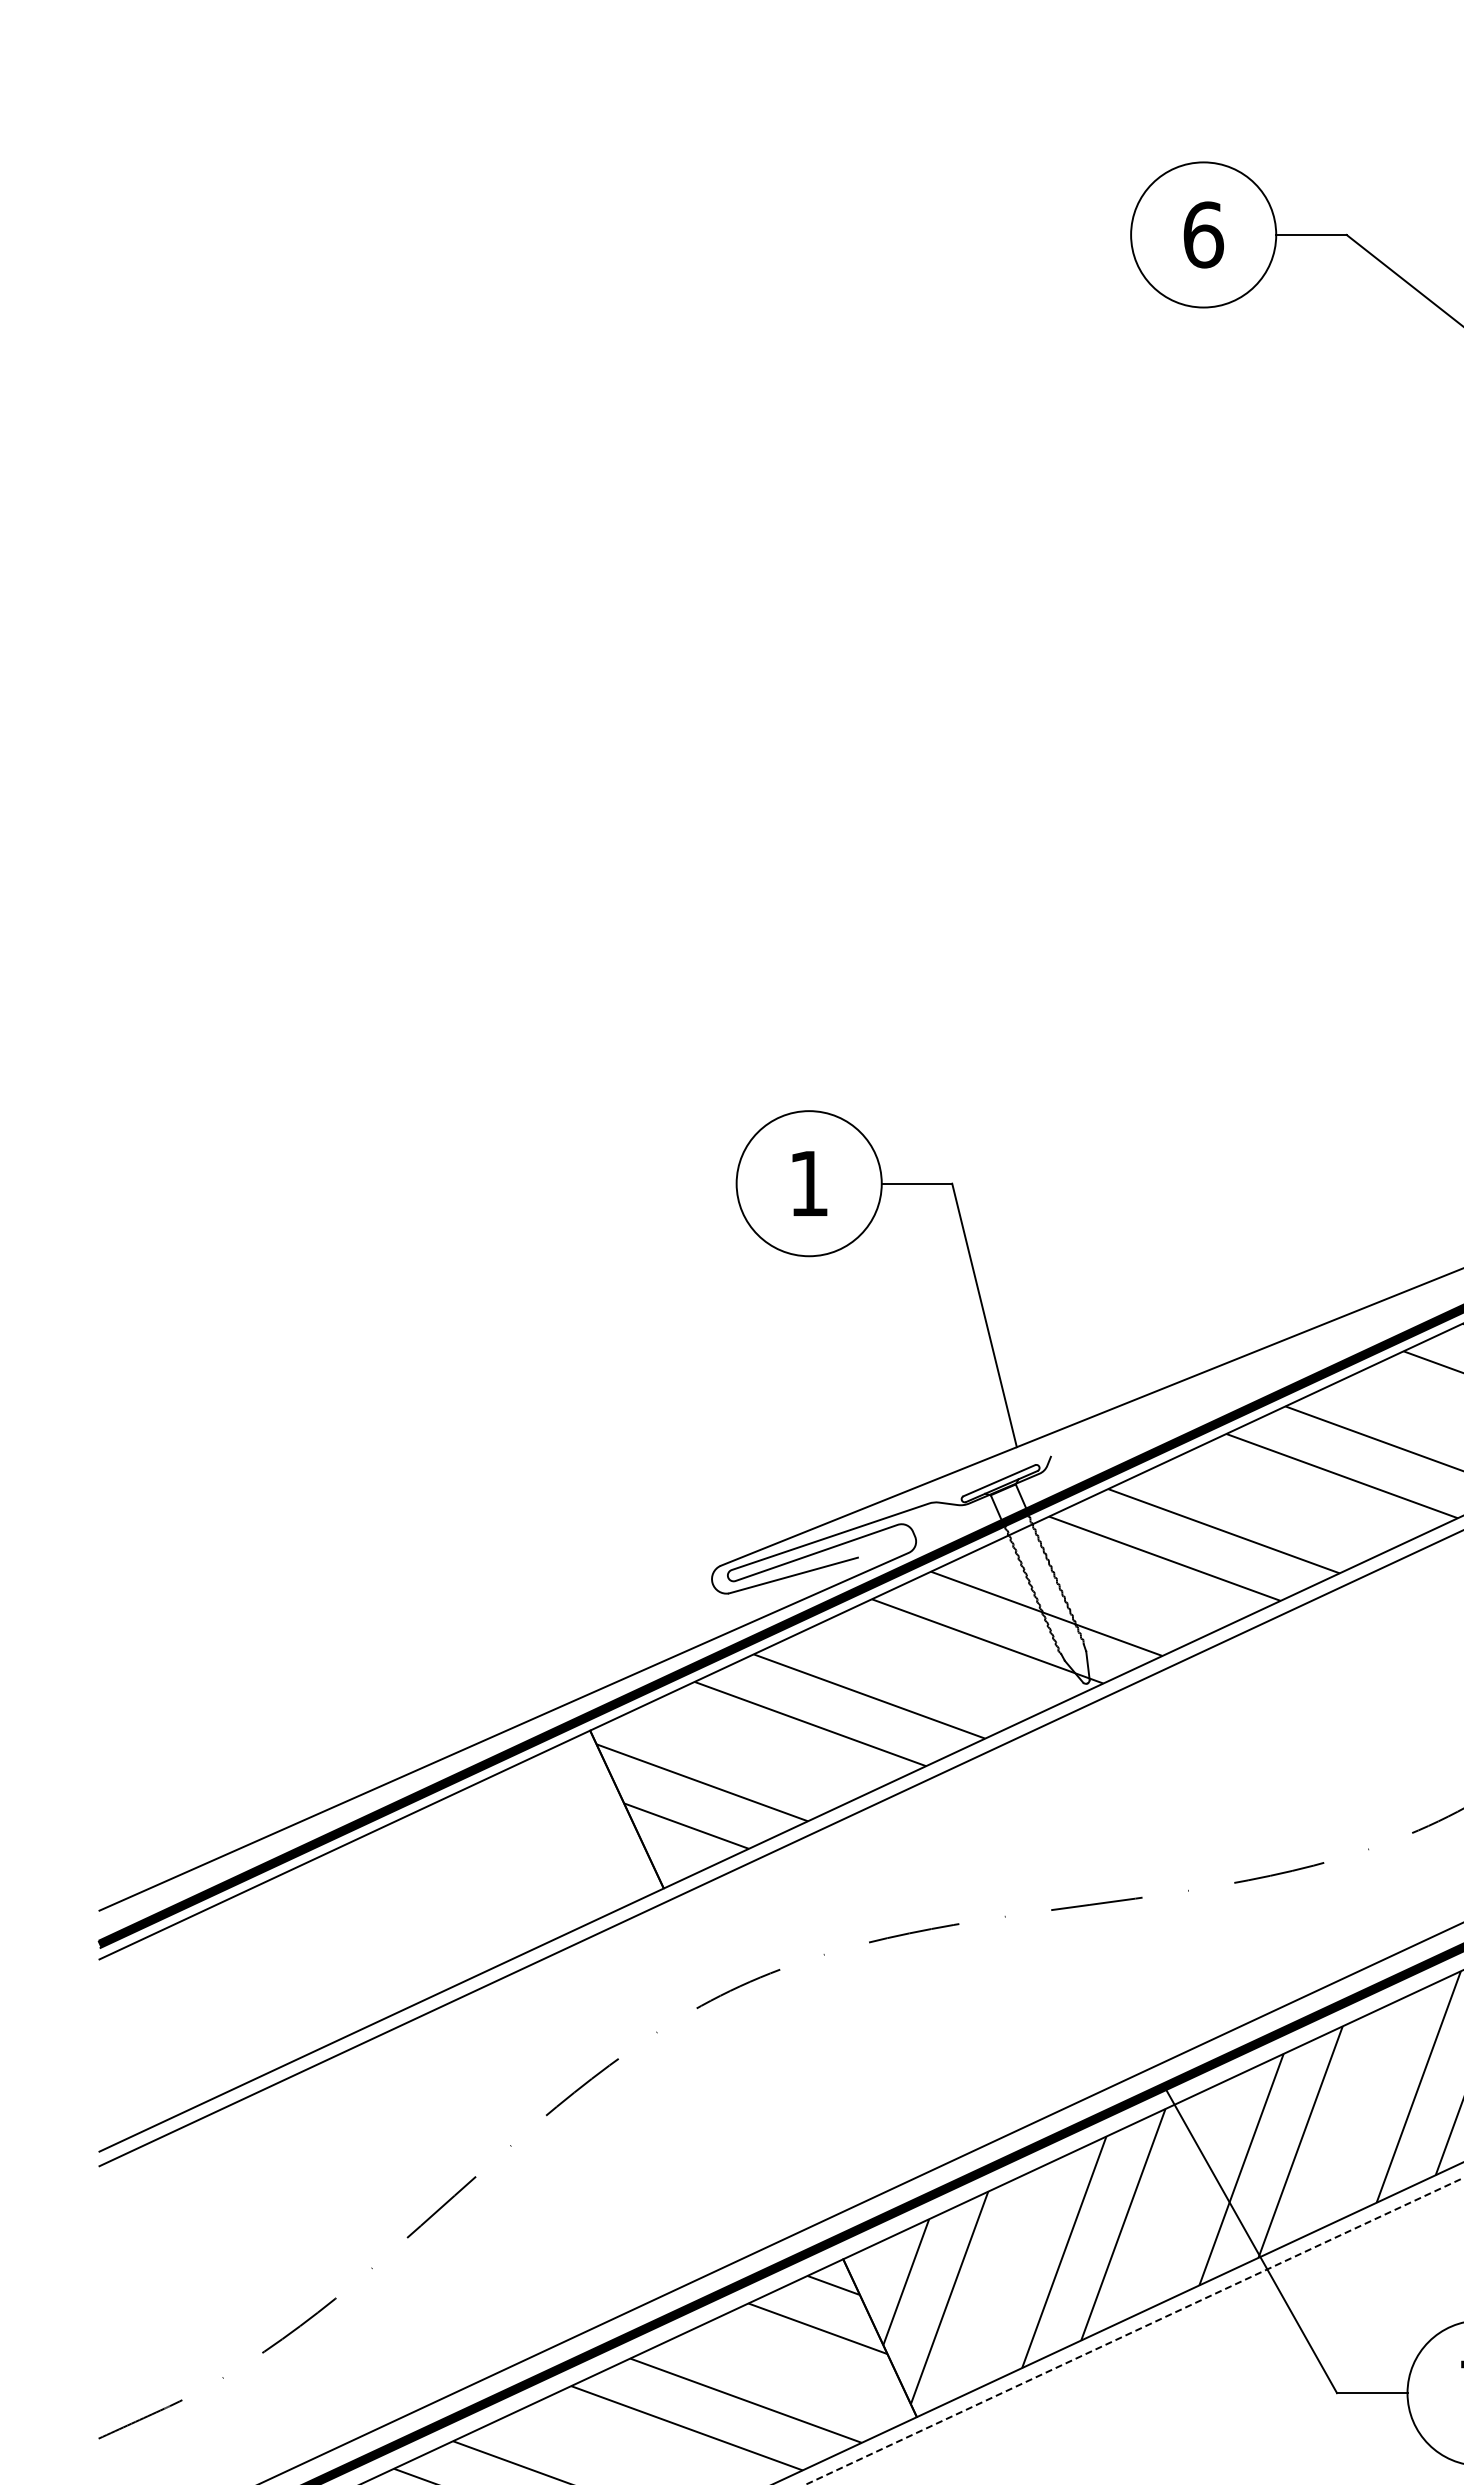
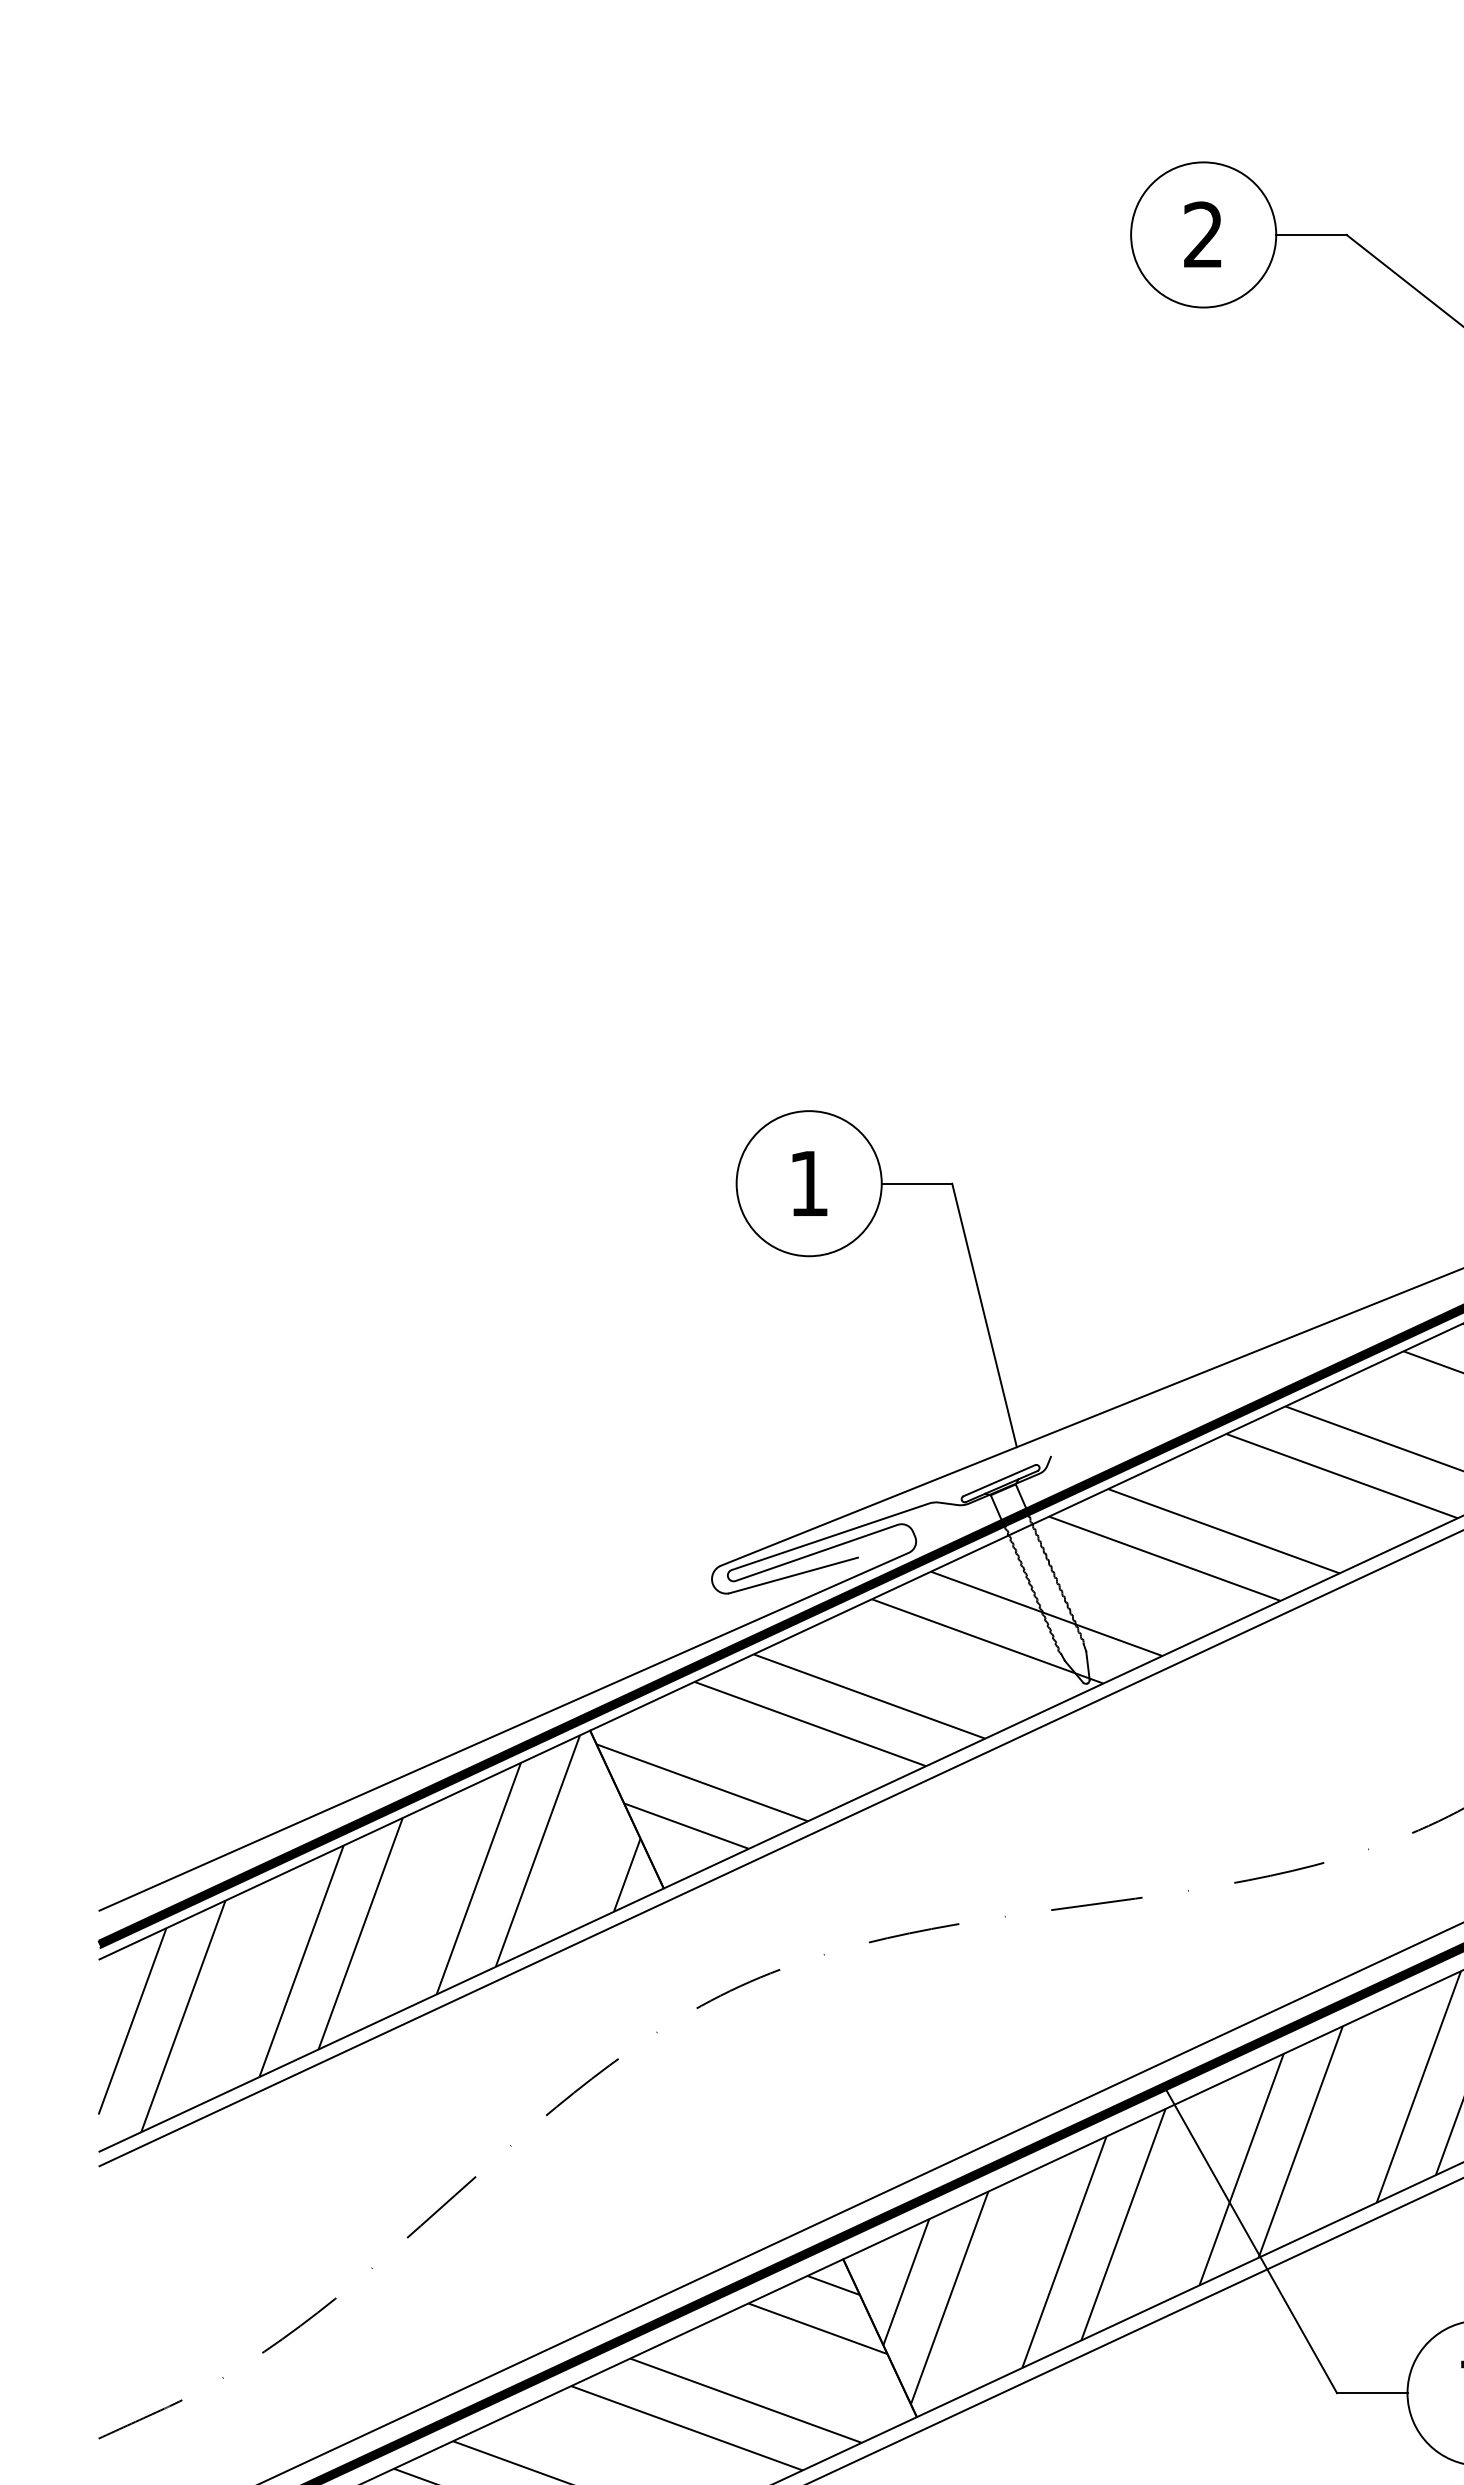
text: 6 -> 2 (1203, 234)
hatch: none -> present (369, 1933)
line: dashed -> solid (1134, 2331)
